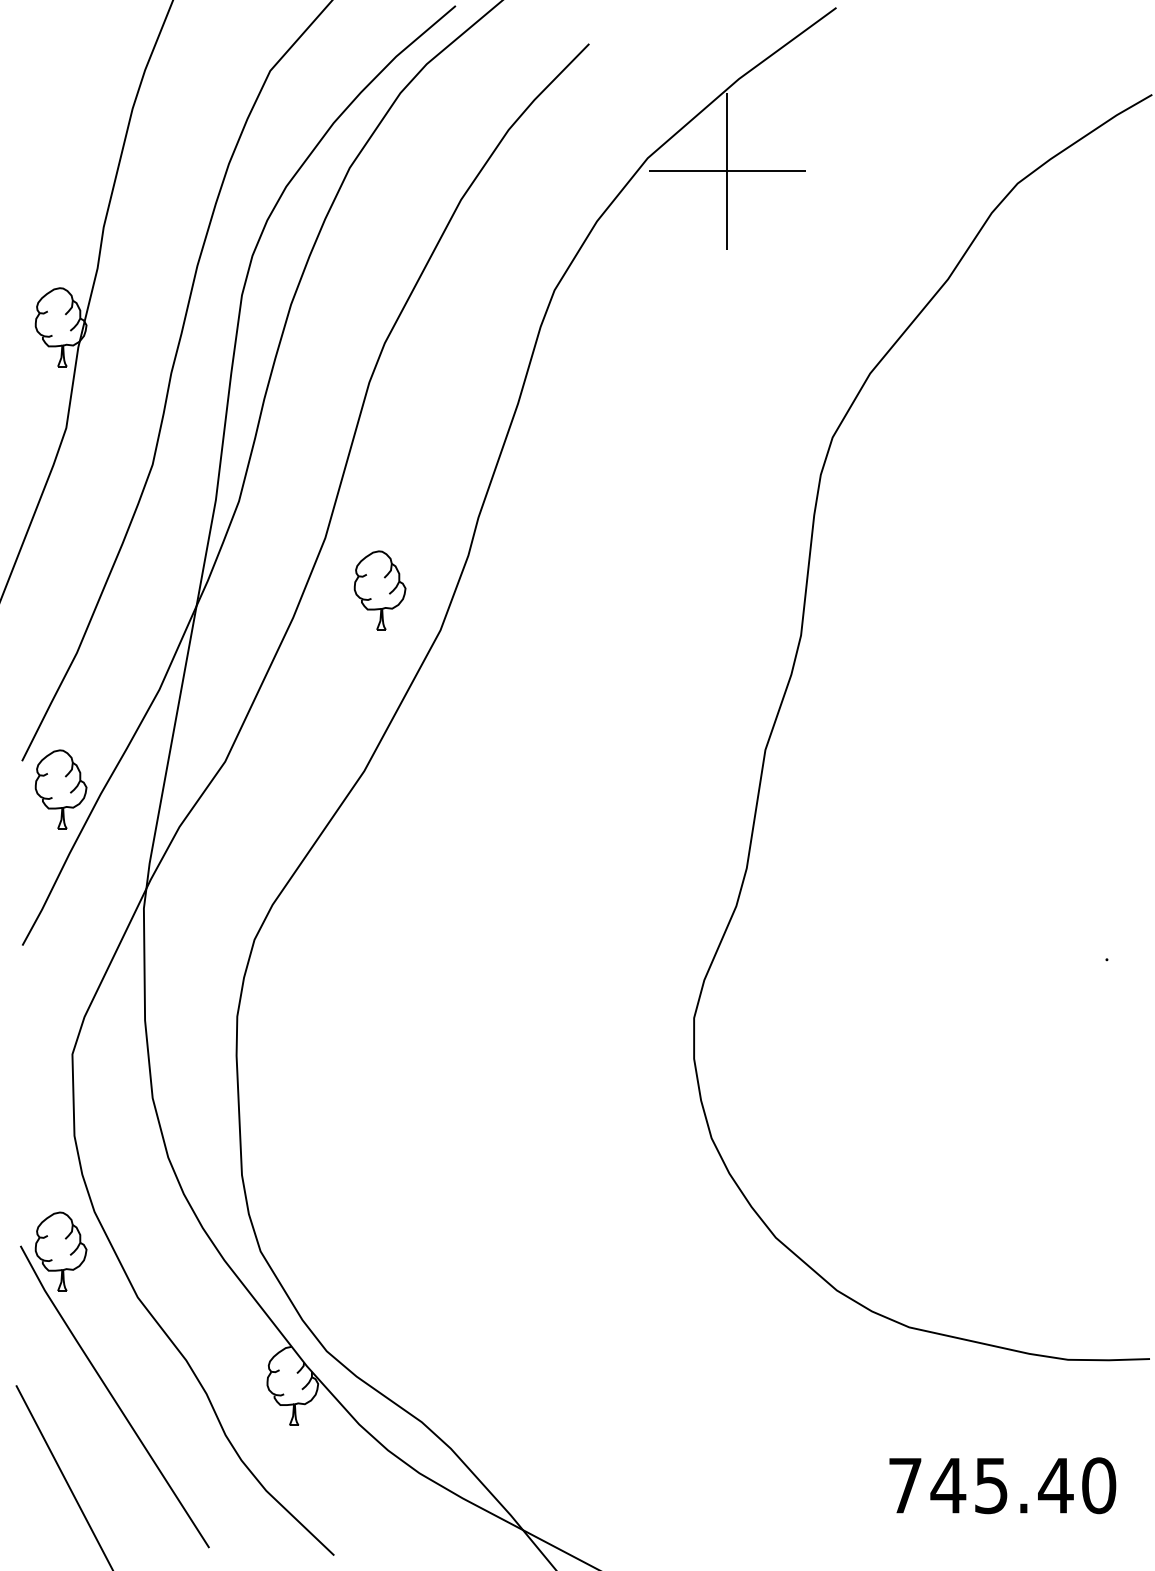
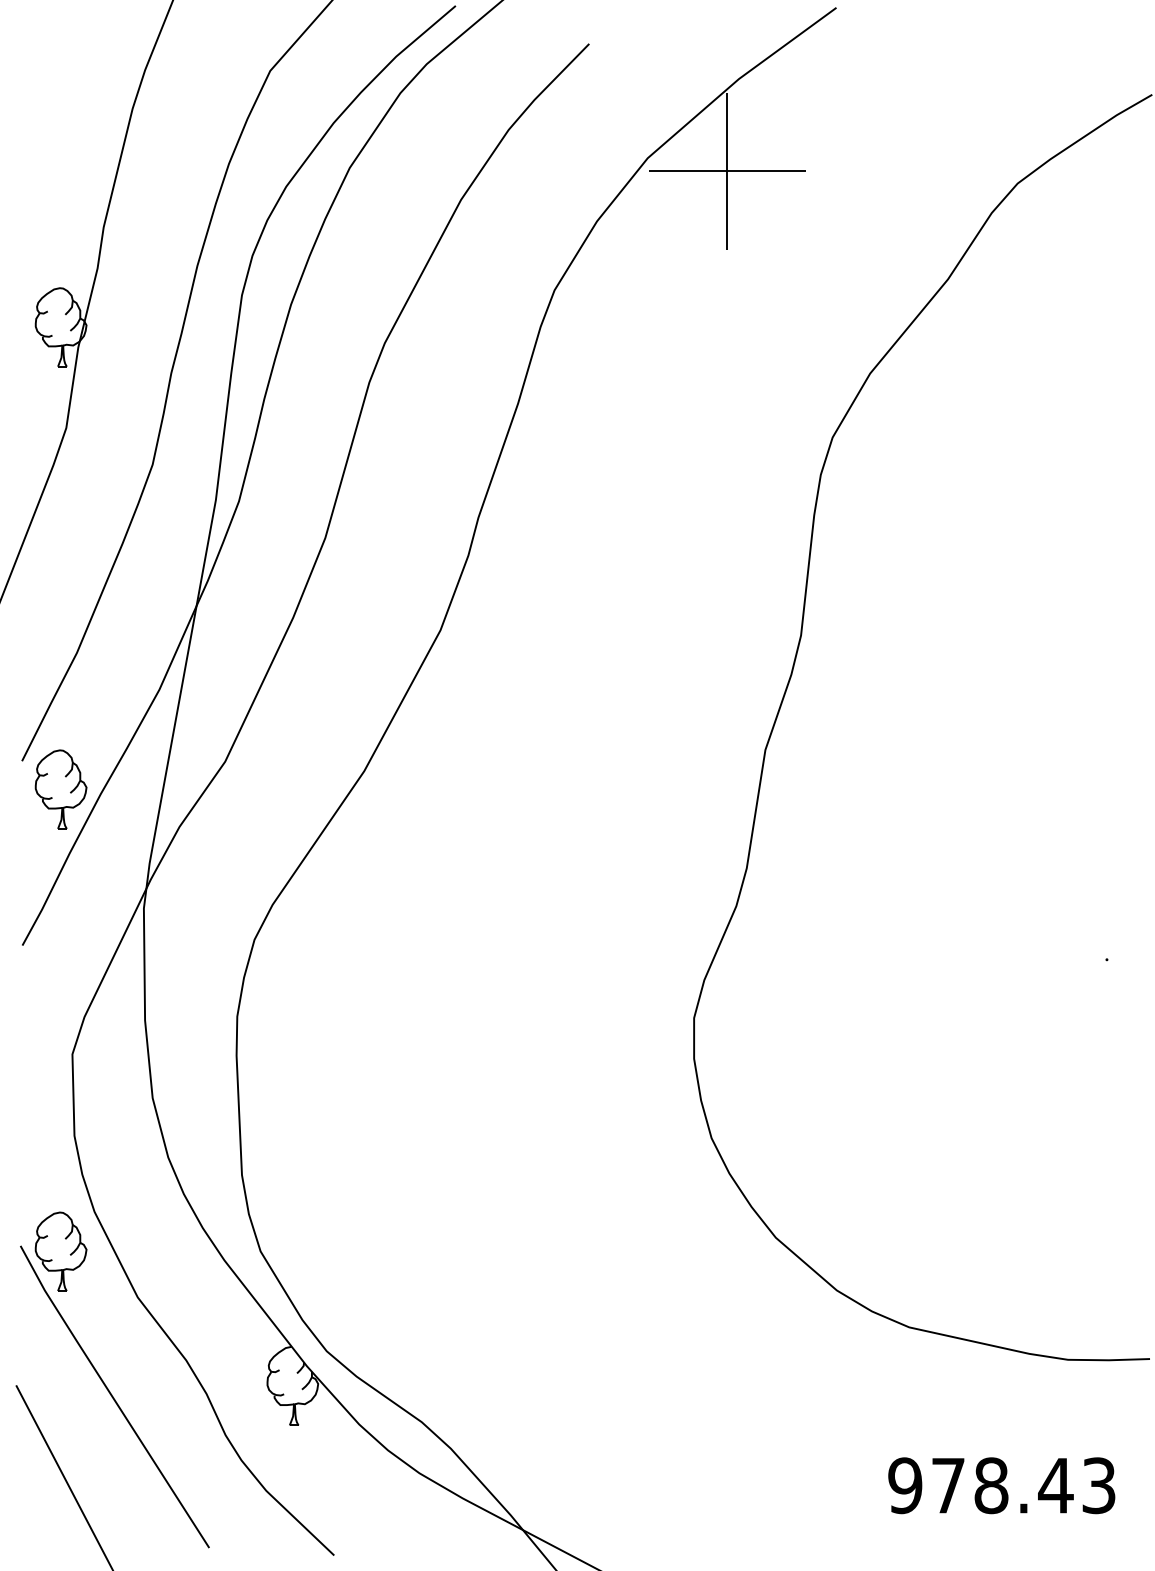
part: present -> none (379, 590)
text: 745.40 -> 978.43 (1002, 1485)
